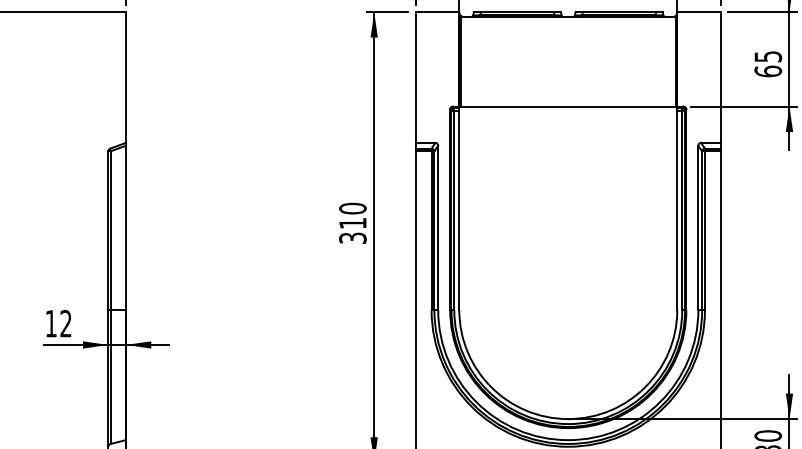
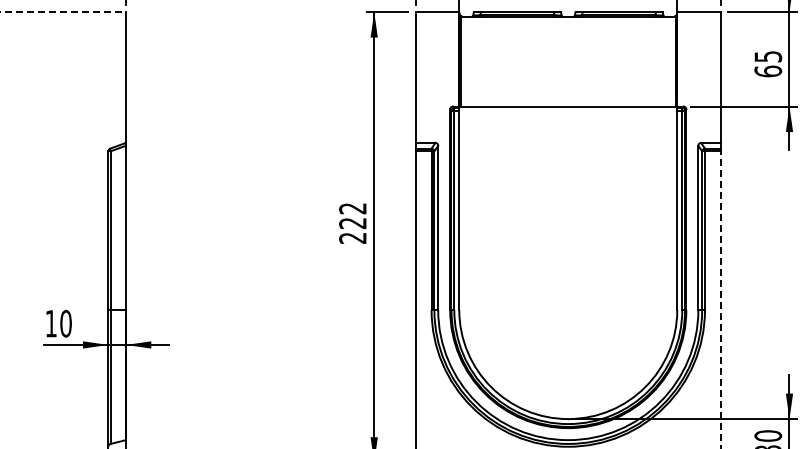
line: solid -> dashed (62, 12)
text: 310 -> 222 (352, 222)
line: solid -> dashed (720, 300)
text: 12 -> 10 (65, 323)
